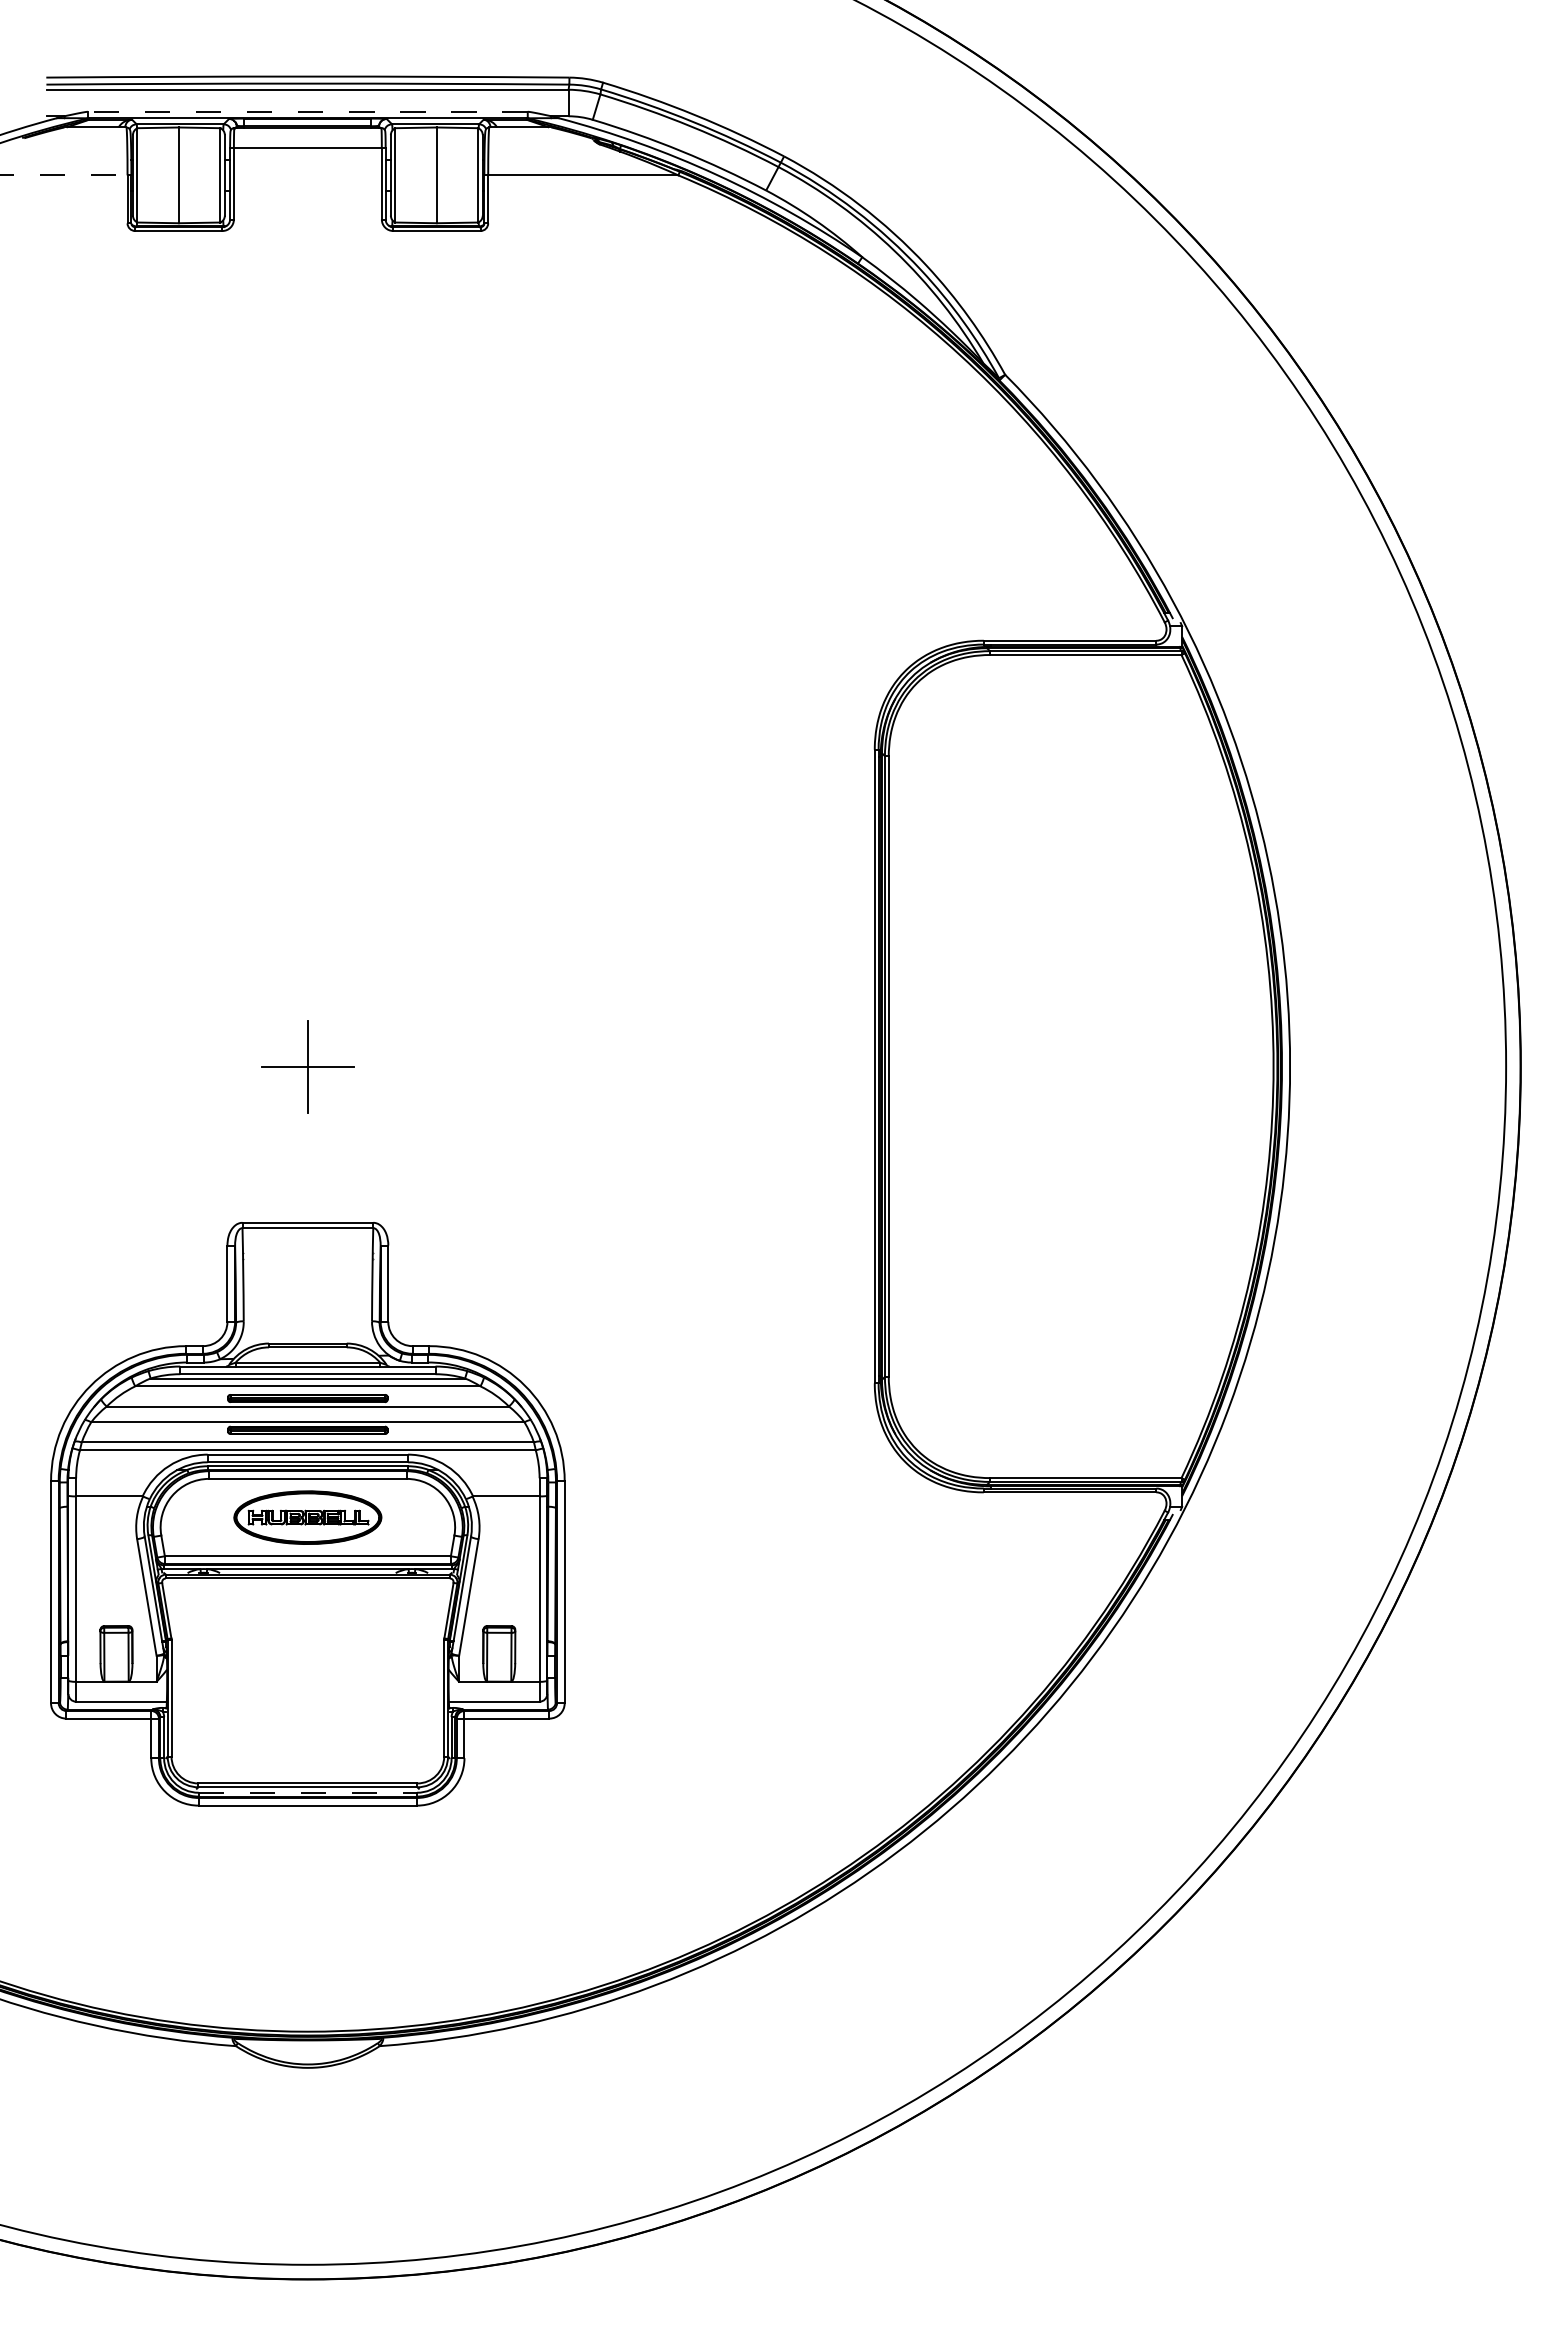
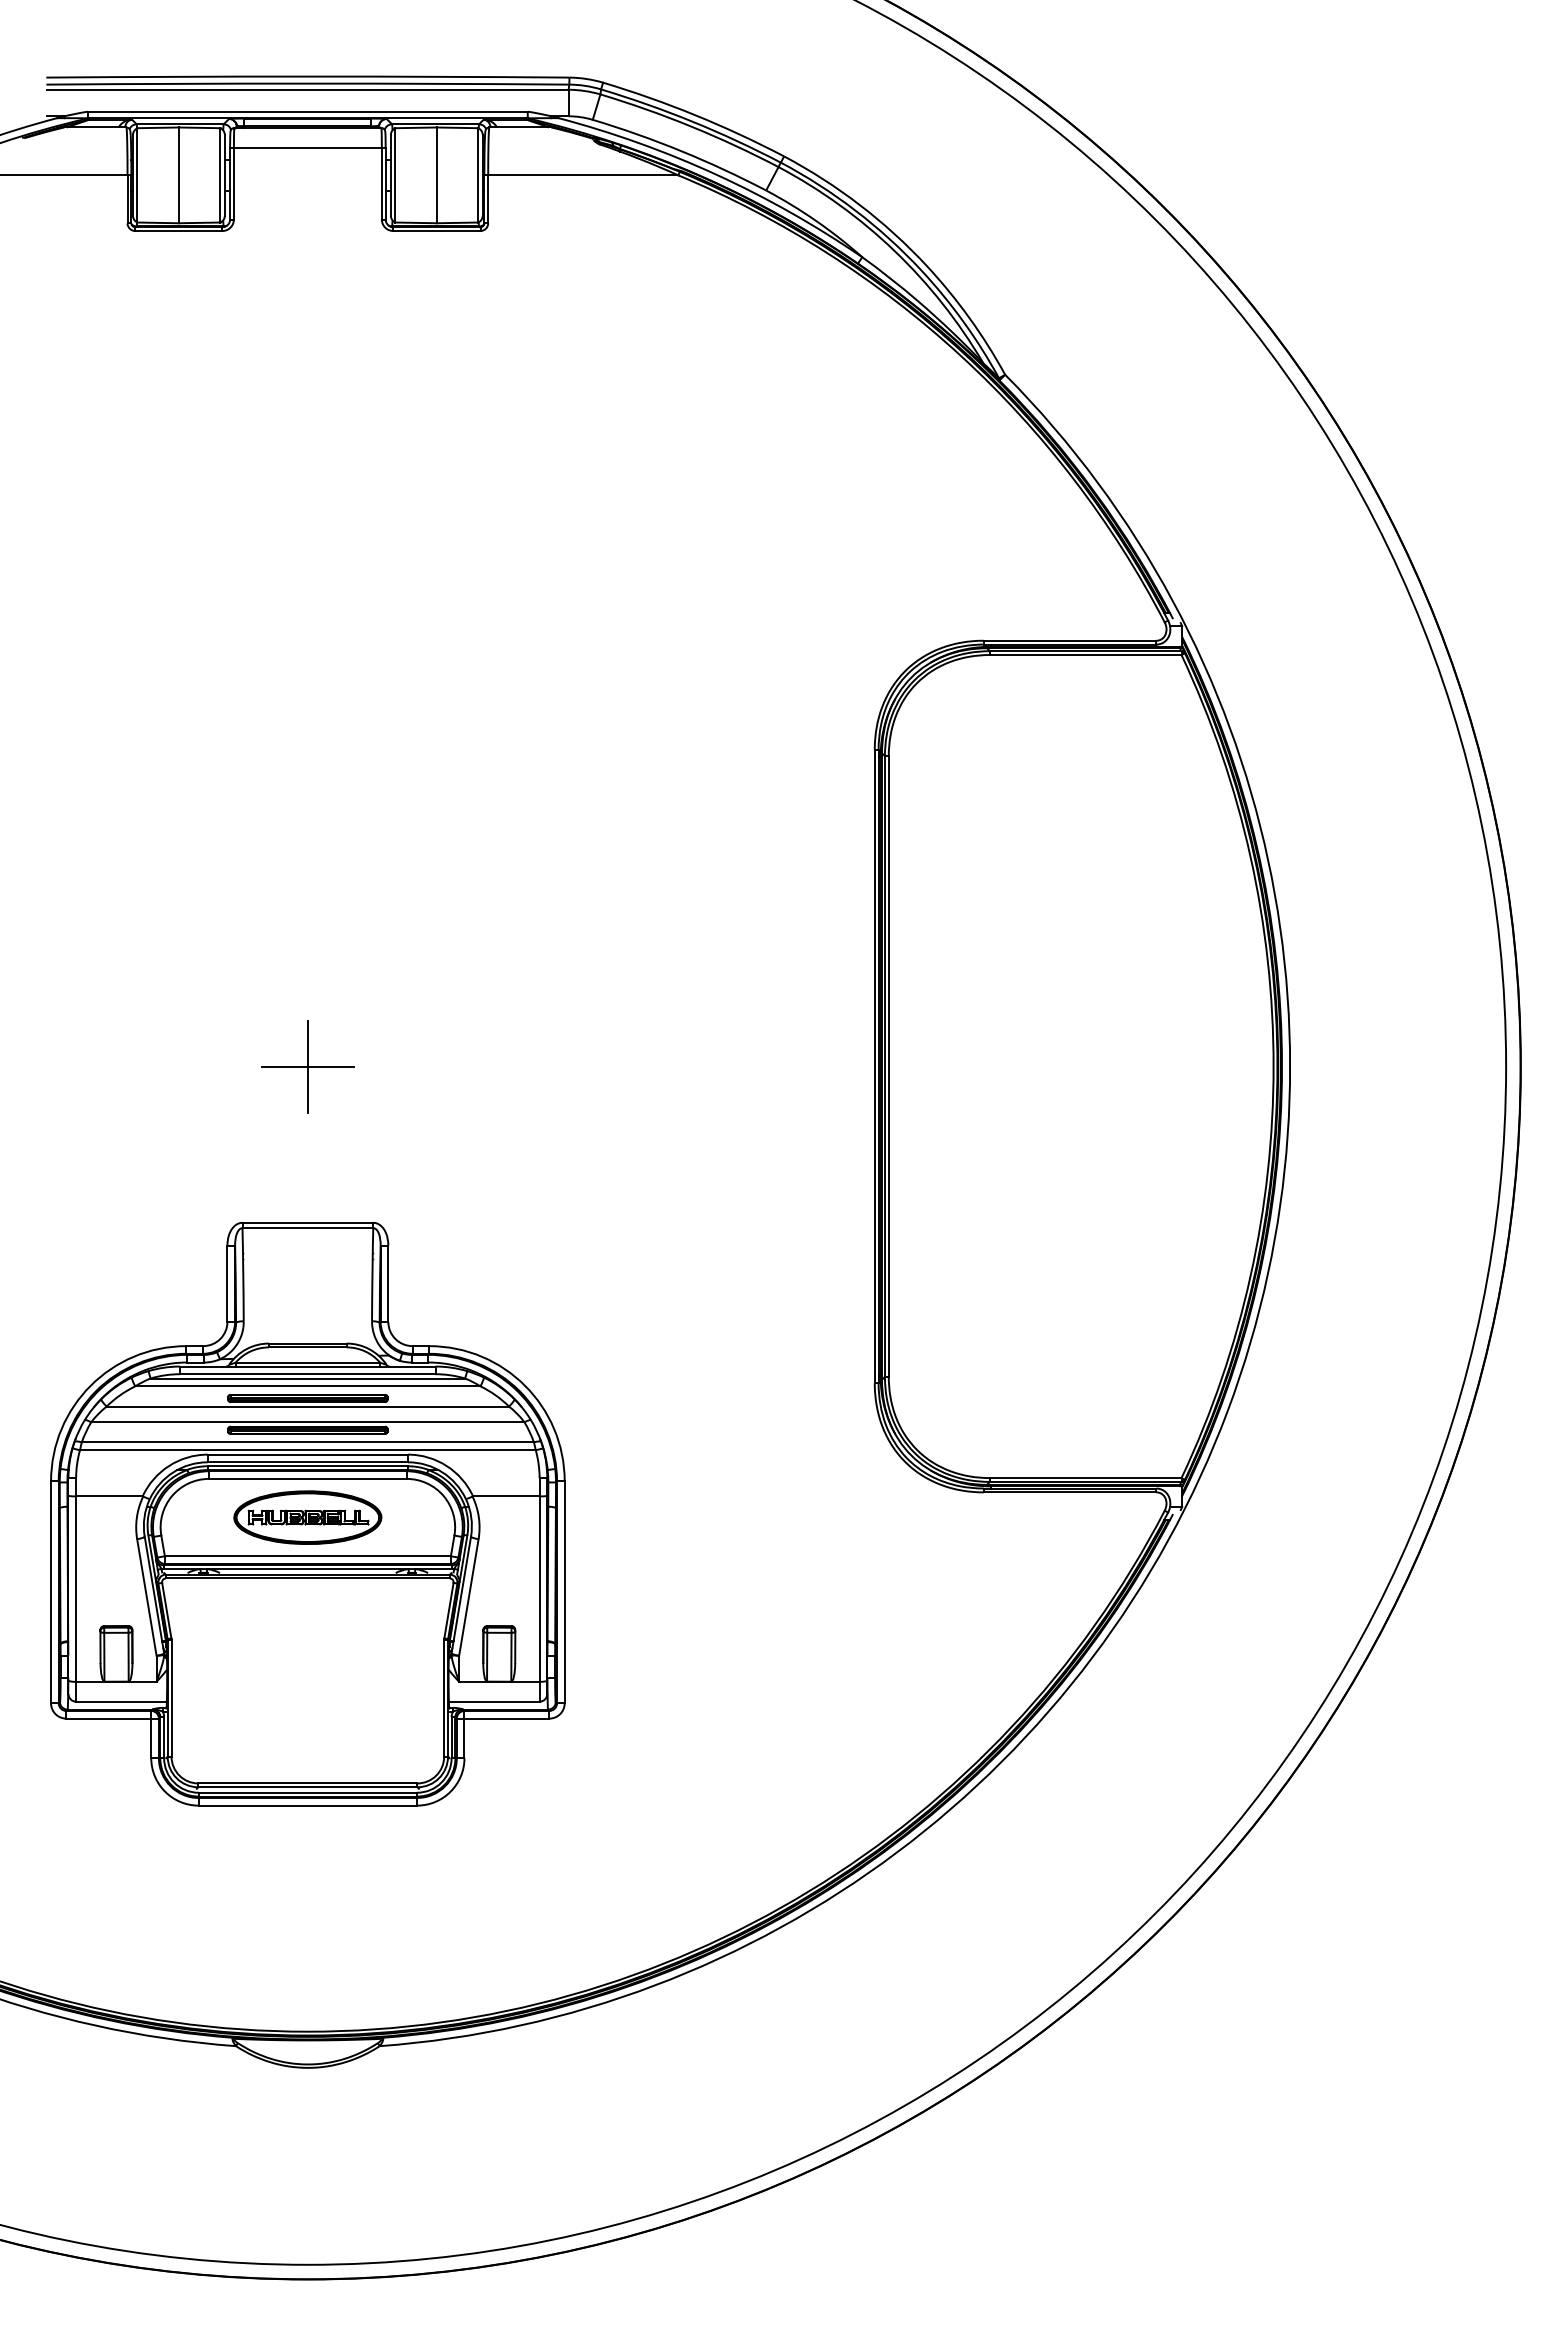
line: dashed -> solid (307, 111)
line: dashed -> solid (63, 175)
line: dashed -> solid (308, 1792)
